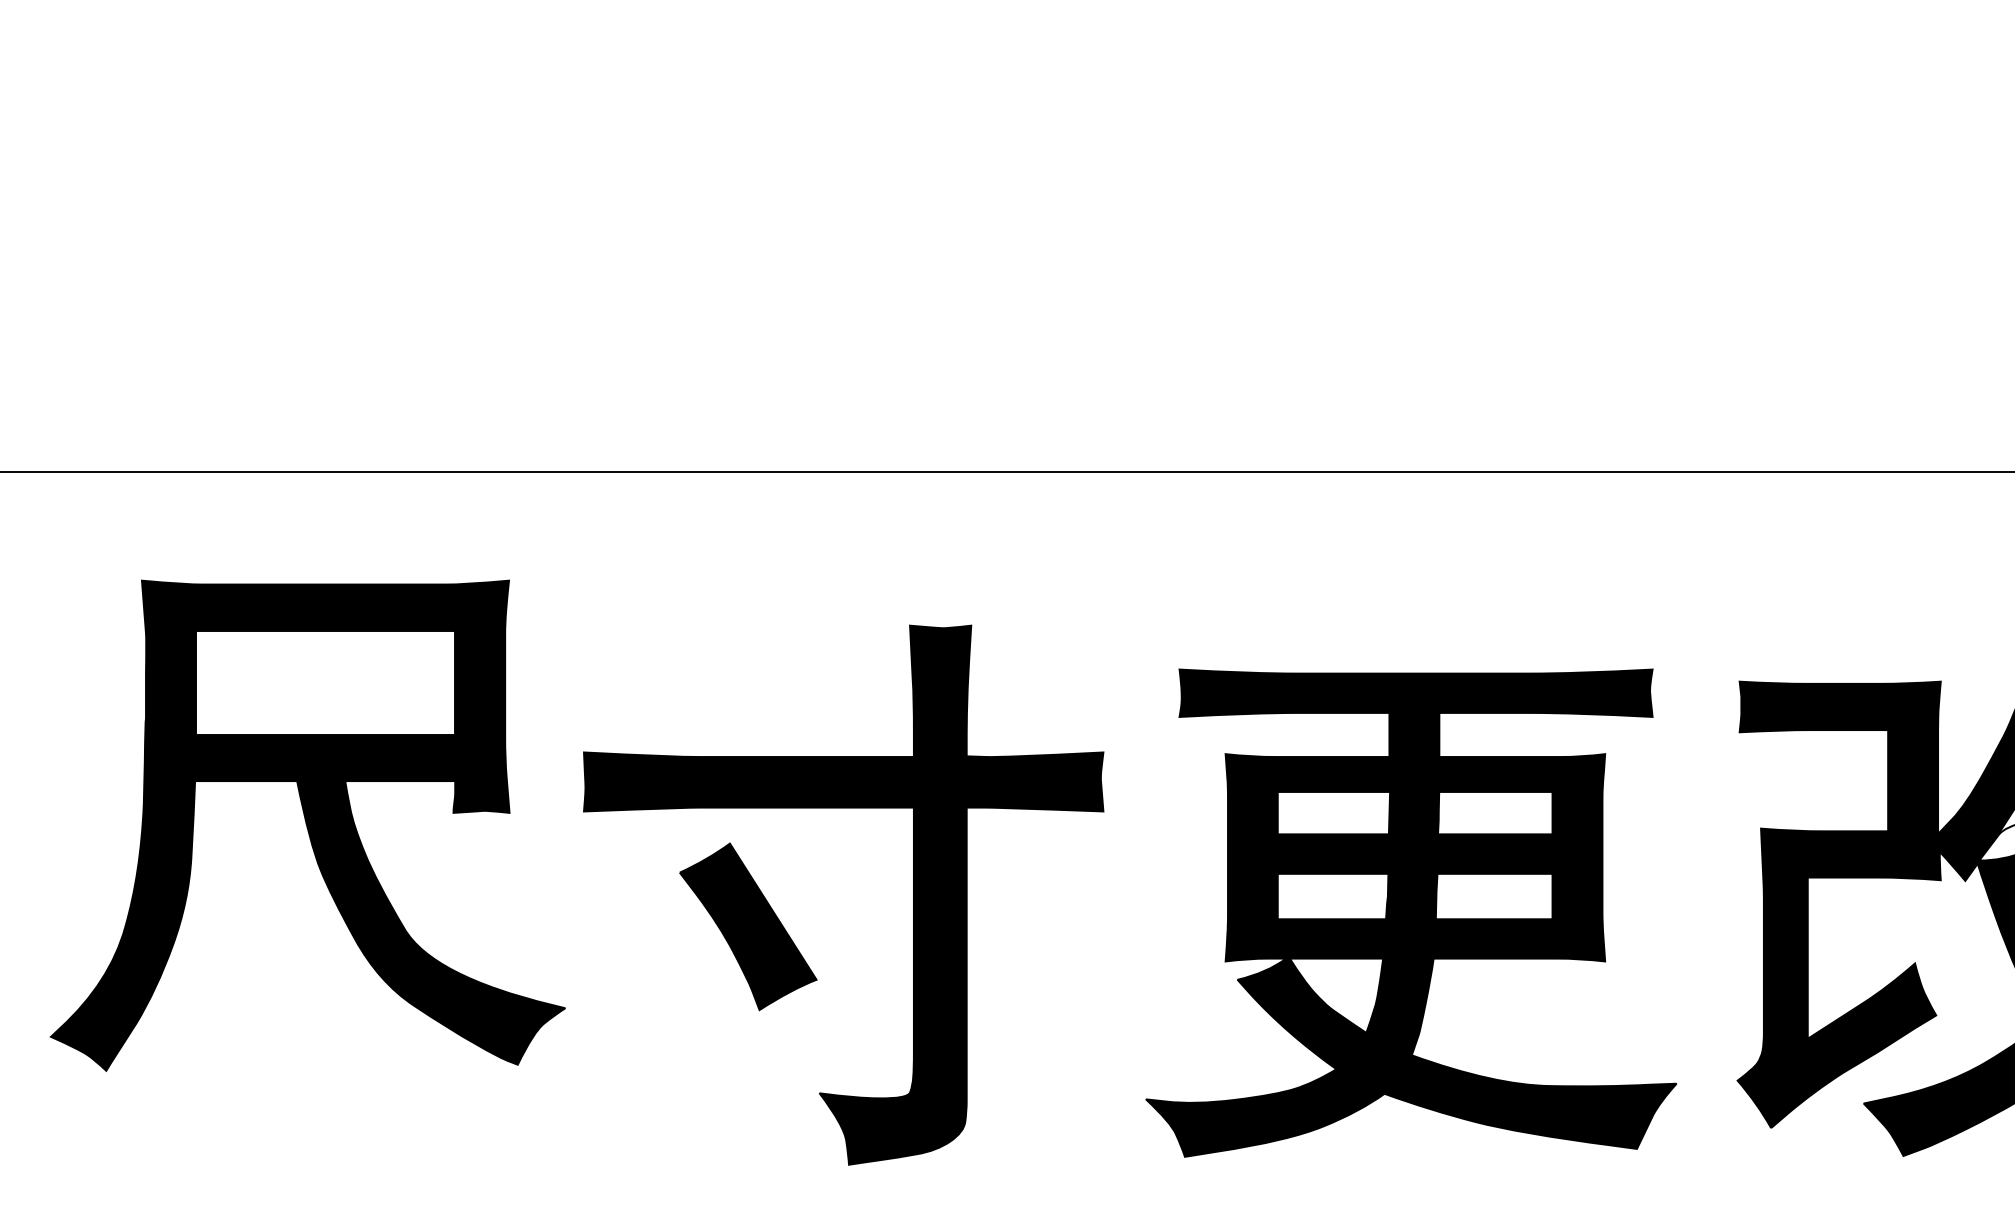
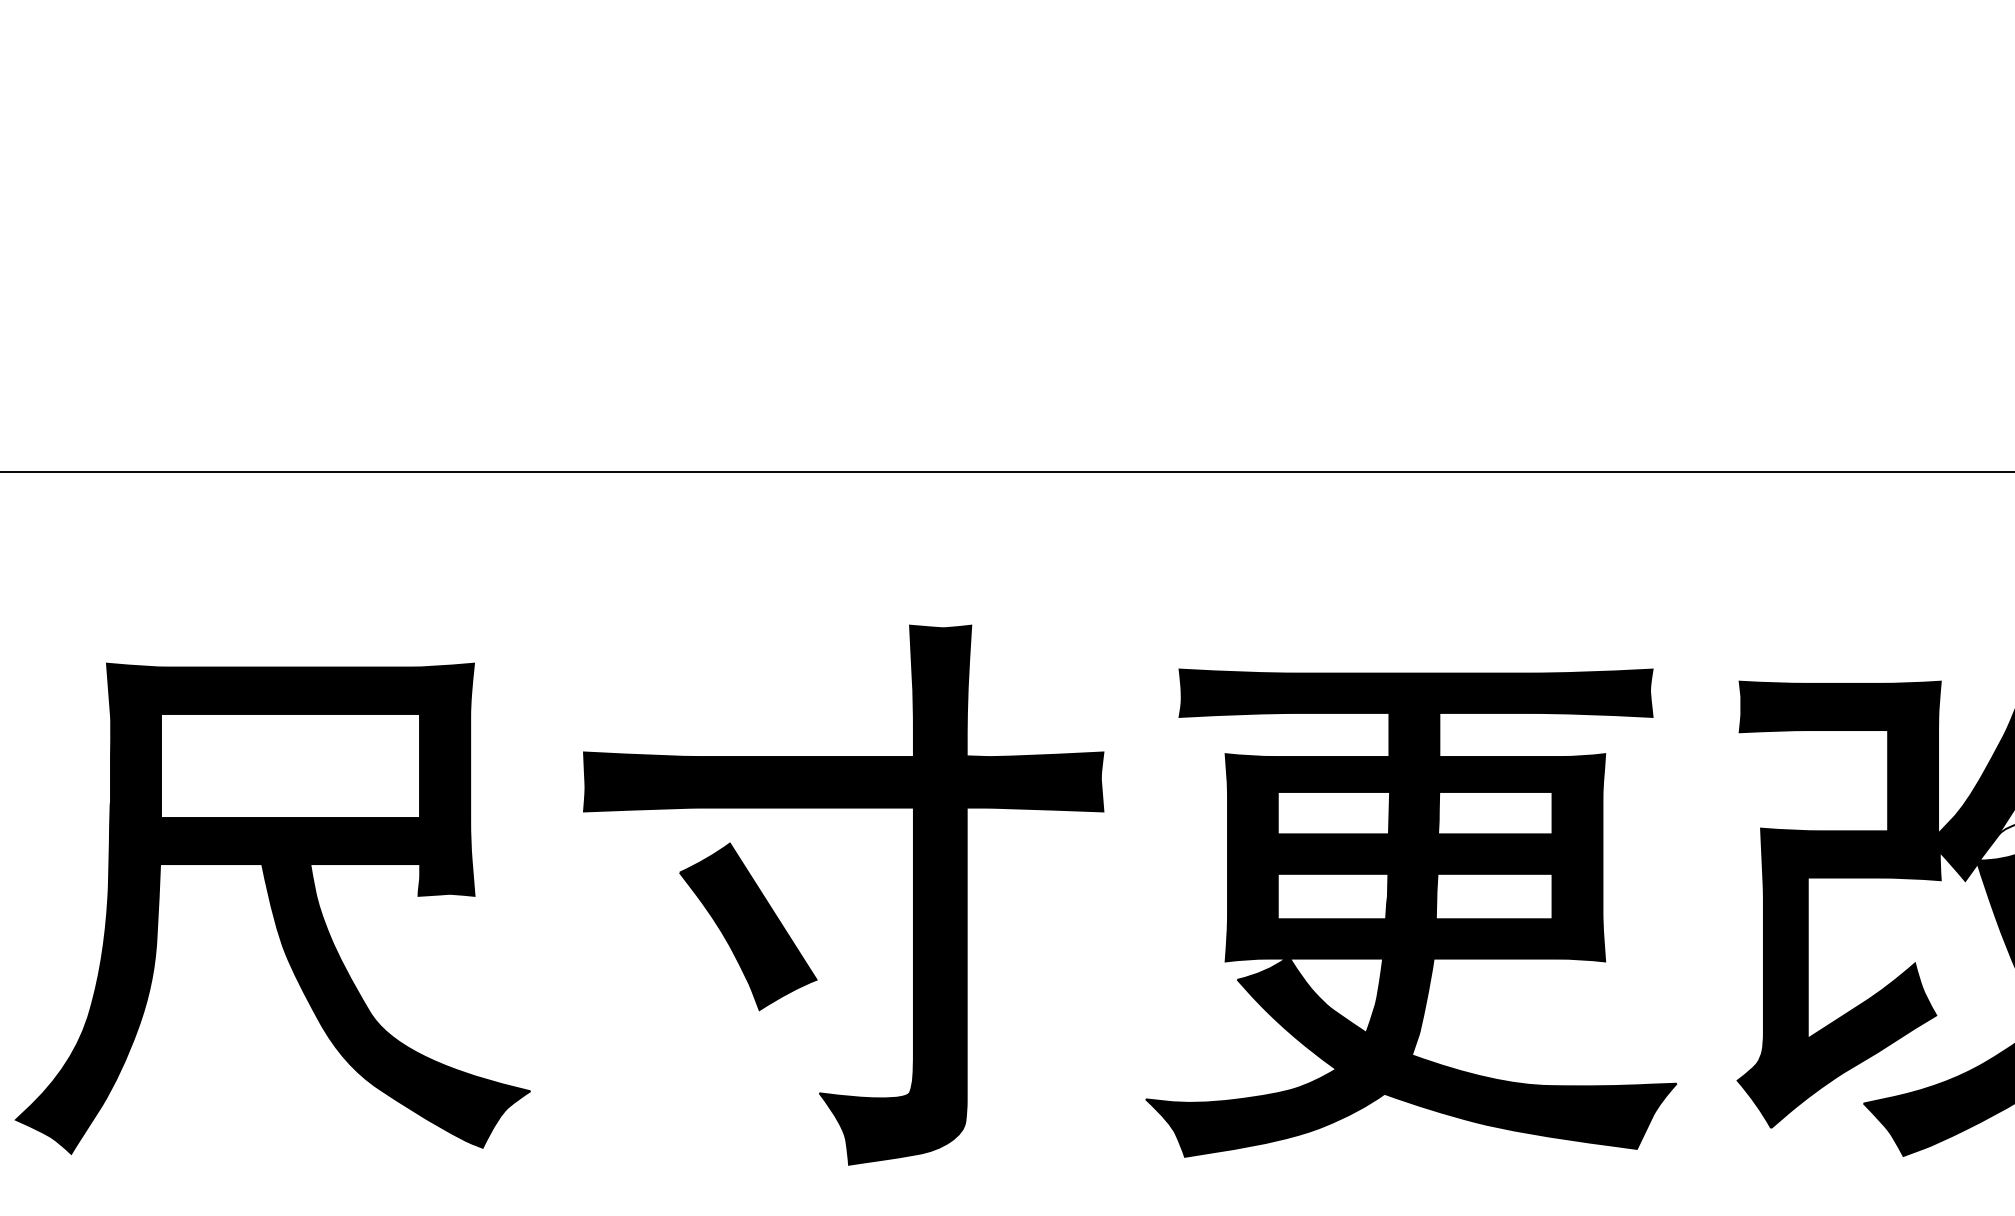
part position: (307, 825) -> (272, 908) (272, 908)
